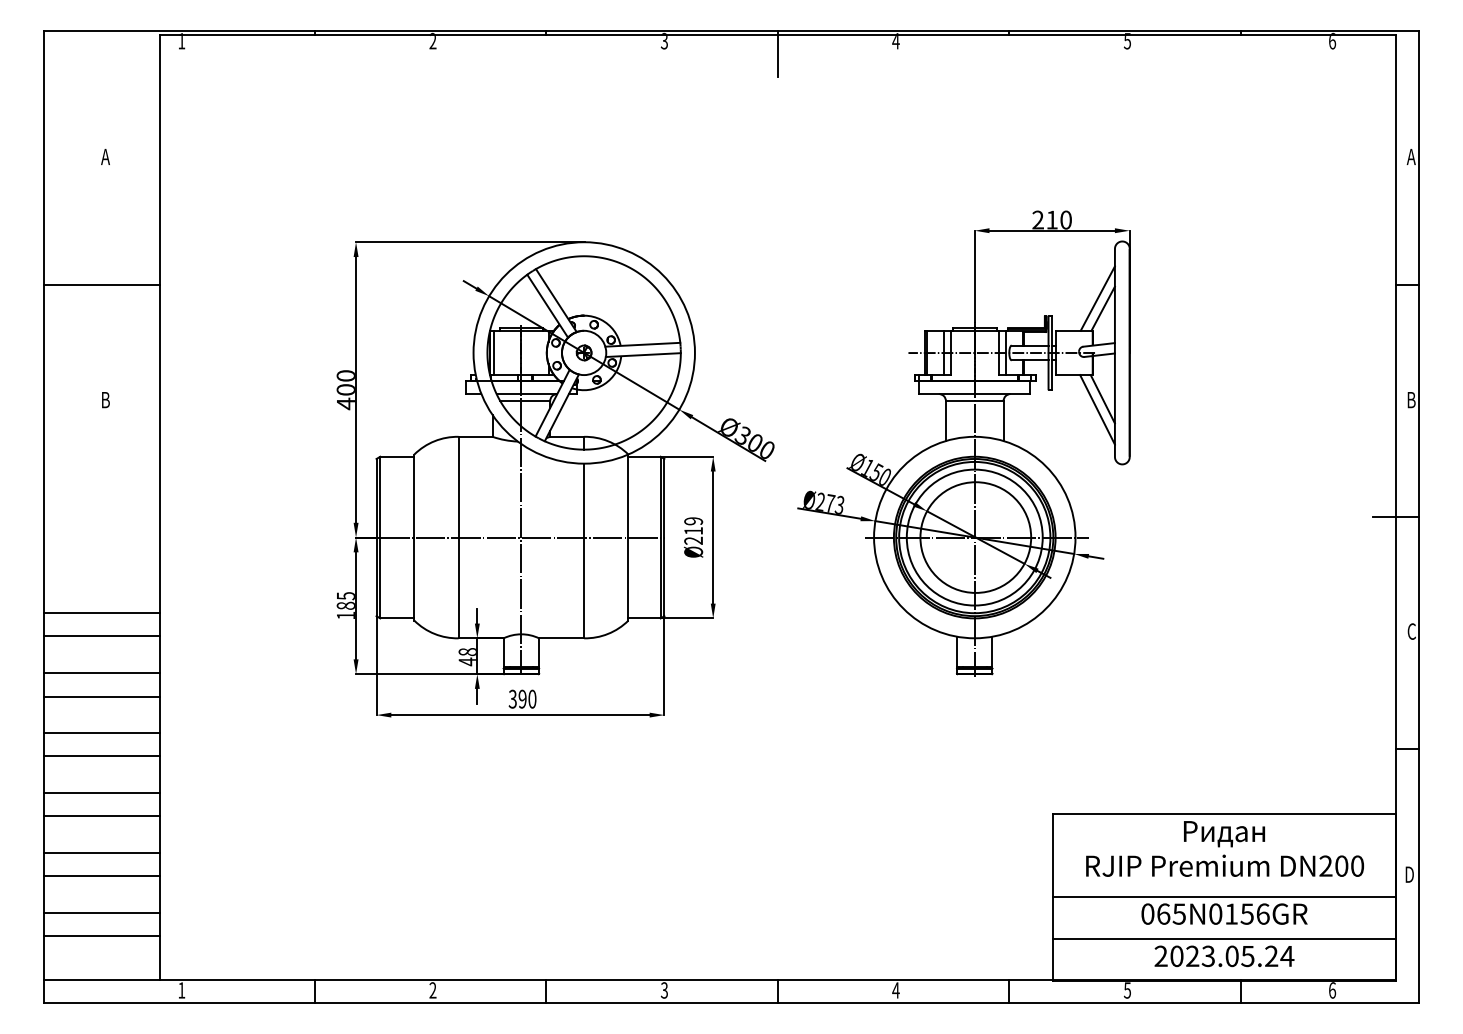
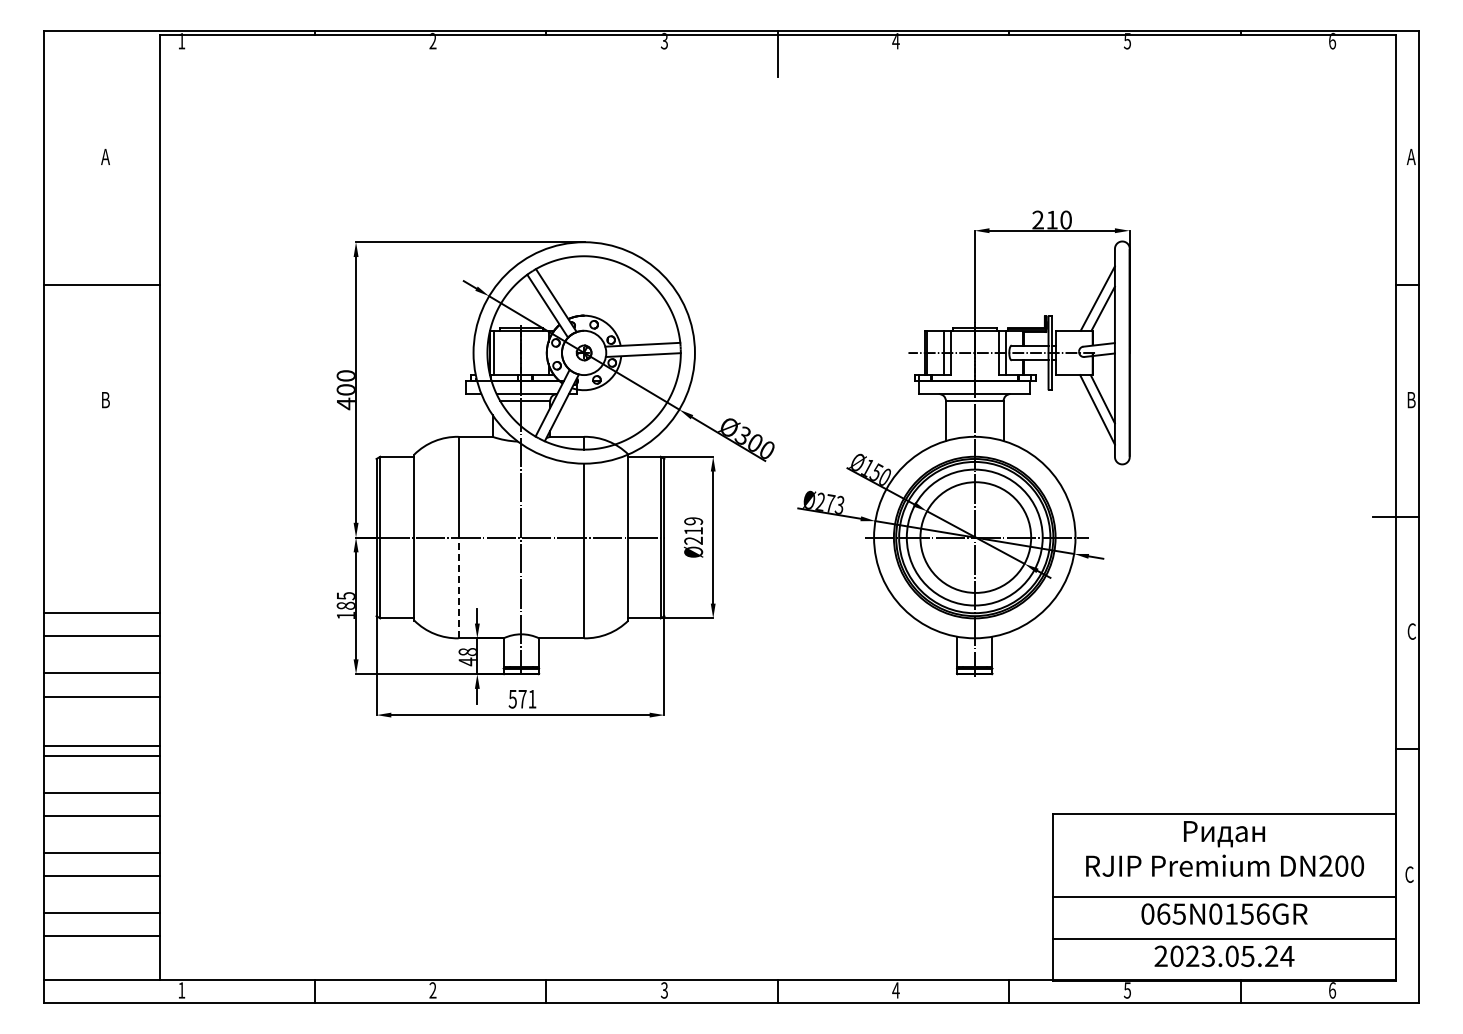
line: solid -> dashed (458, 587)
text: 390 -> 571 (522, 698)
line position: (101, 732) -> (101, 745) (101, 745)
text: D -> C (1409, 874)
